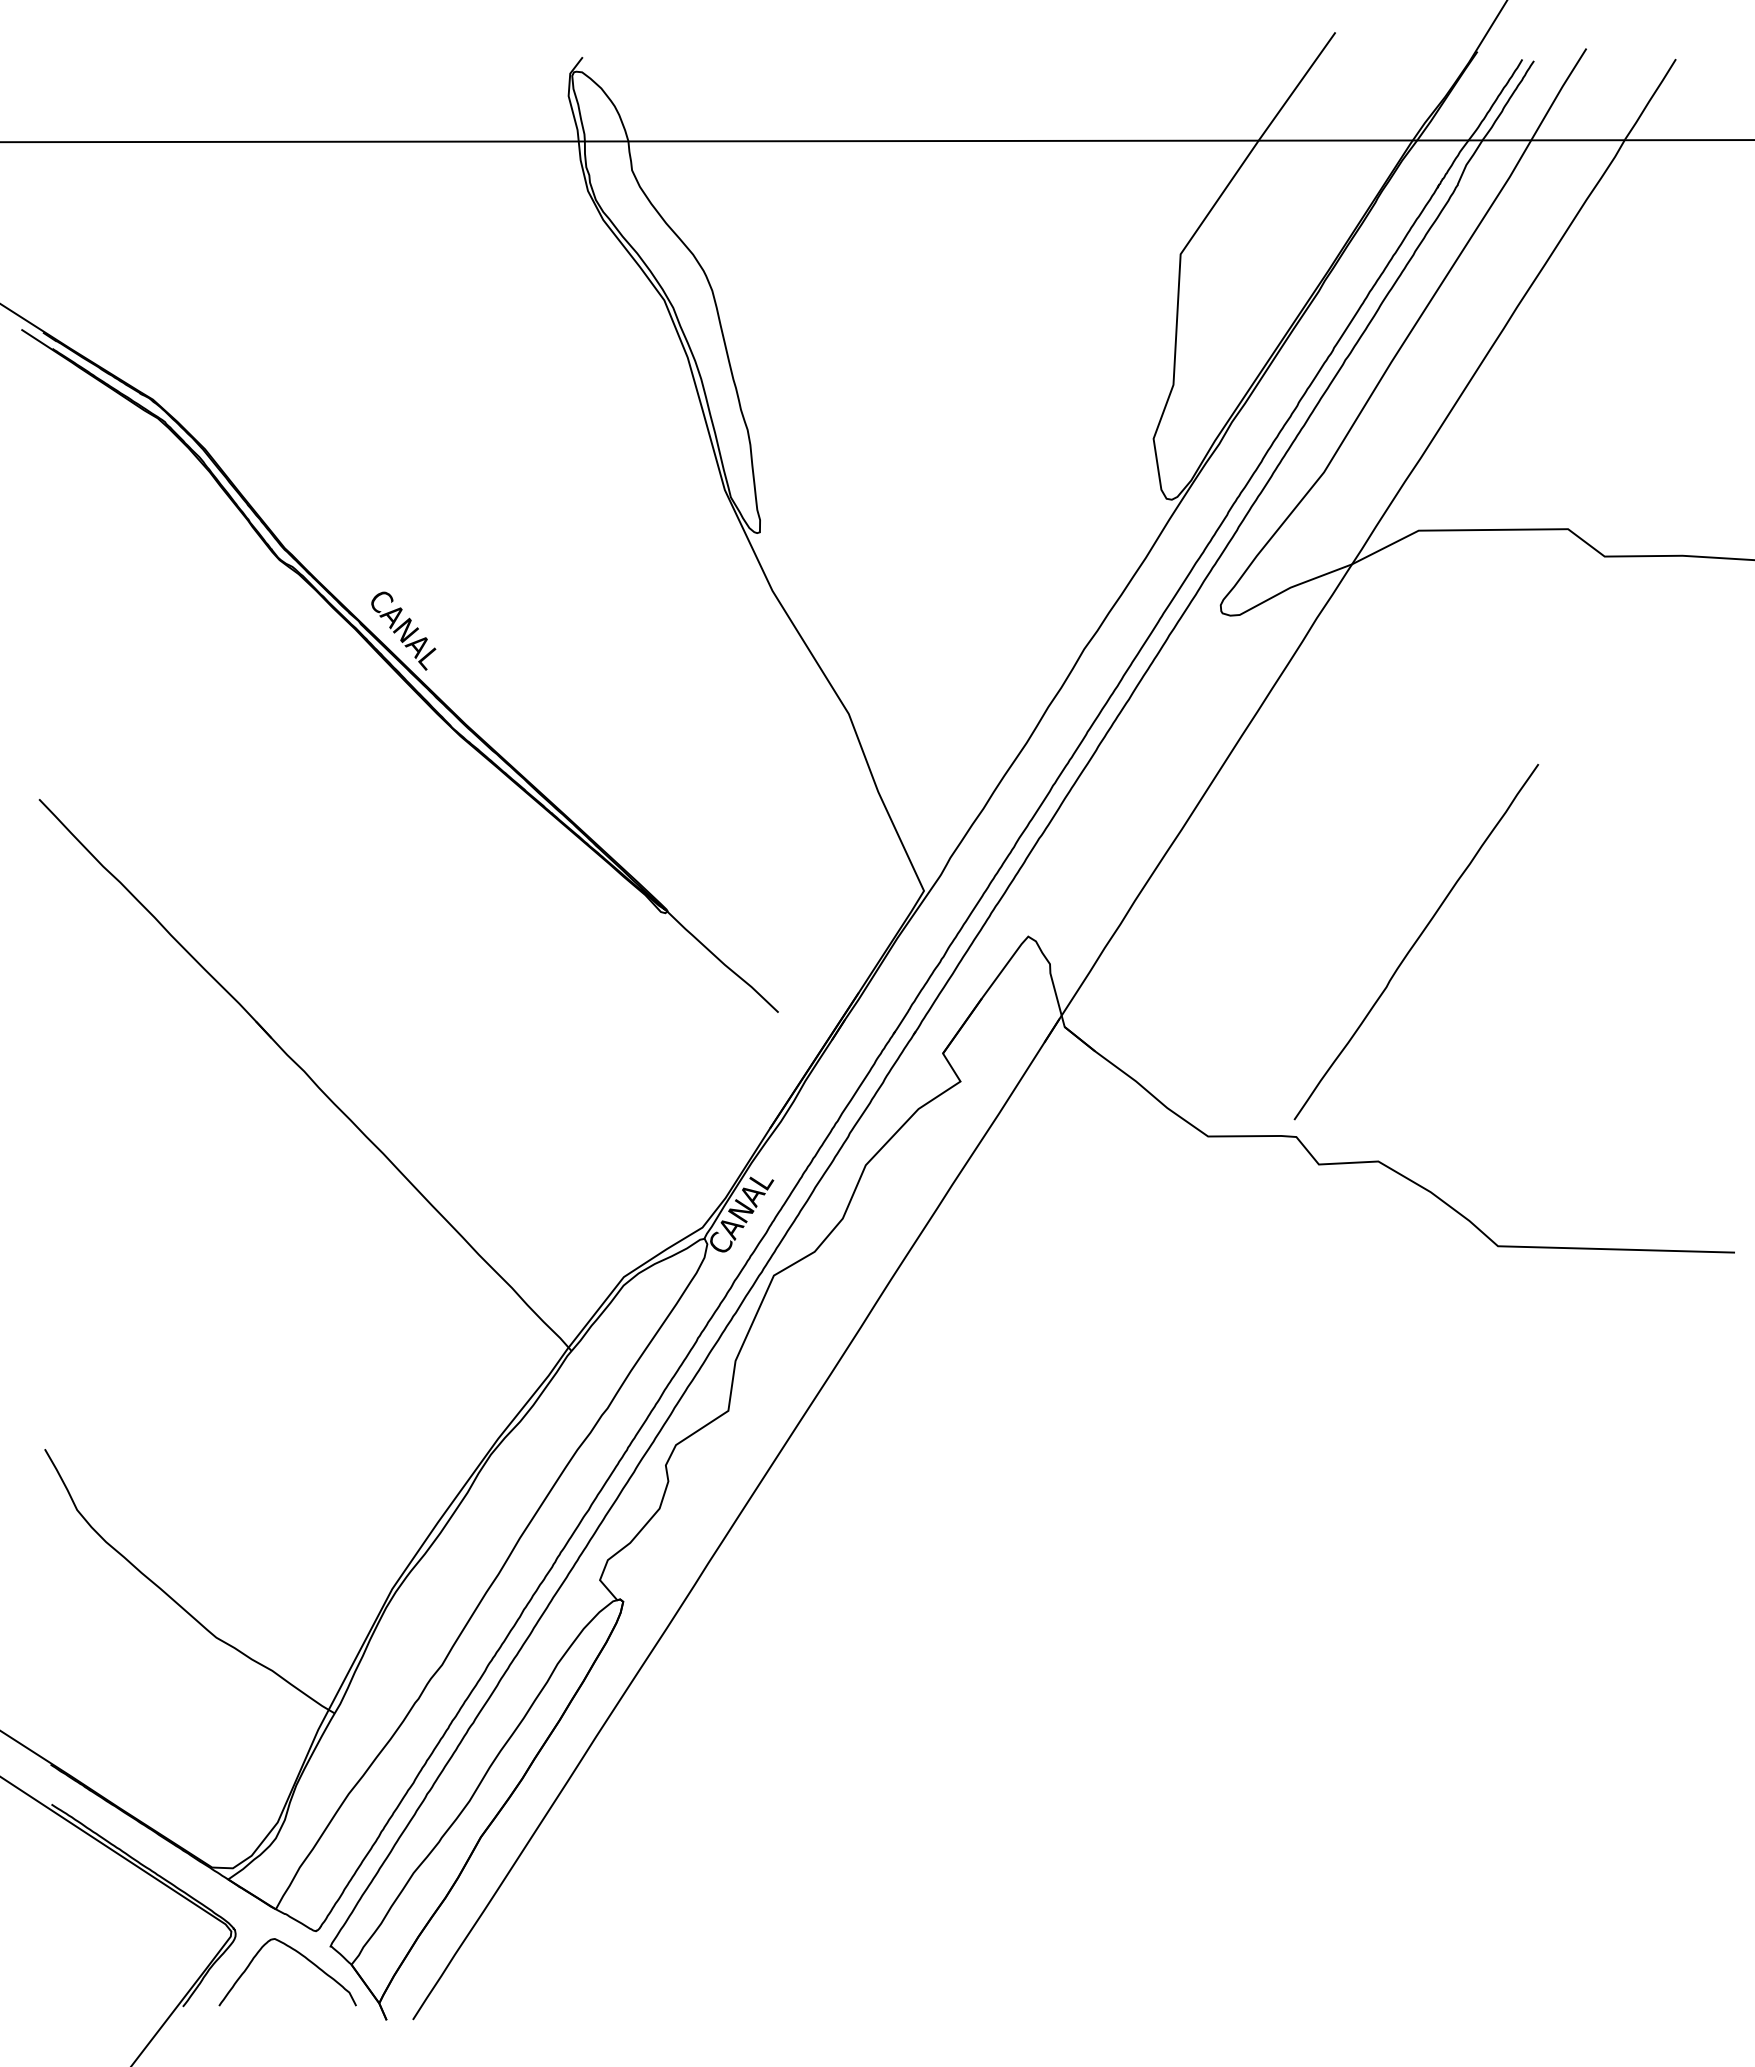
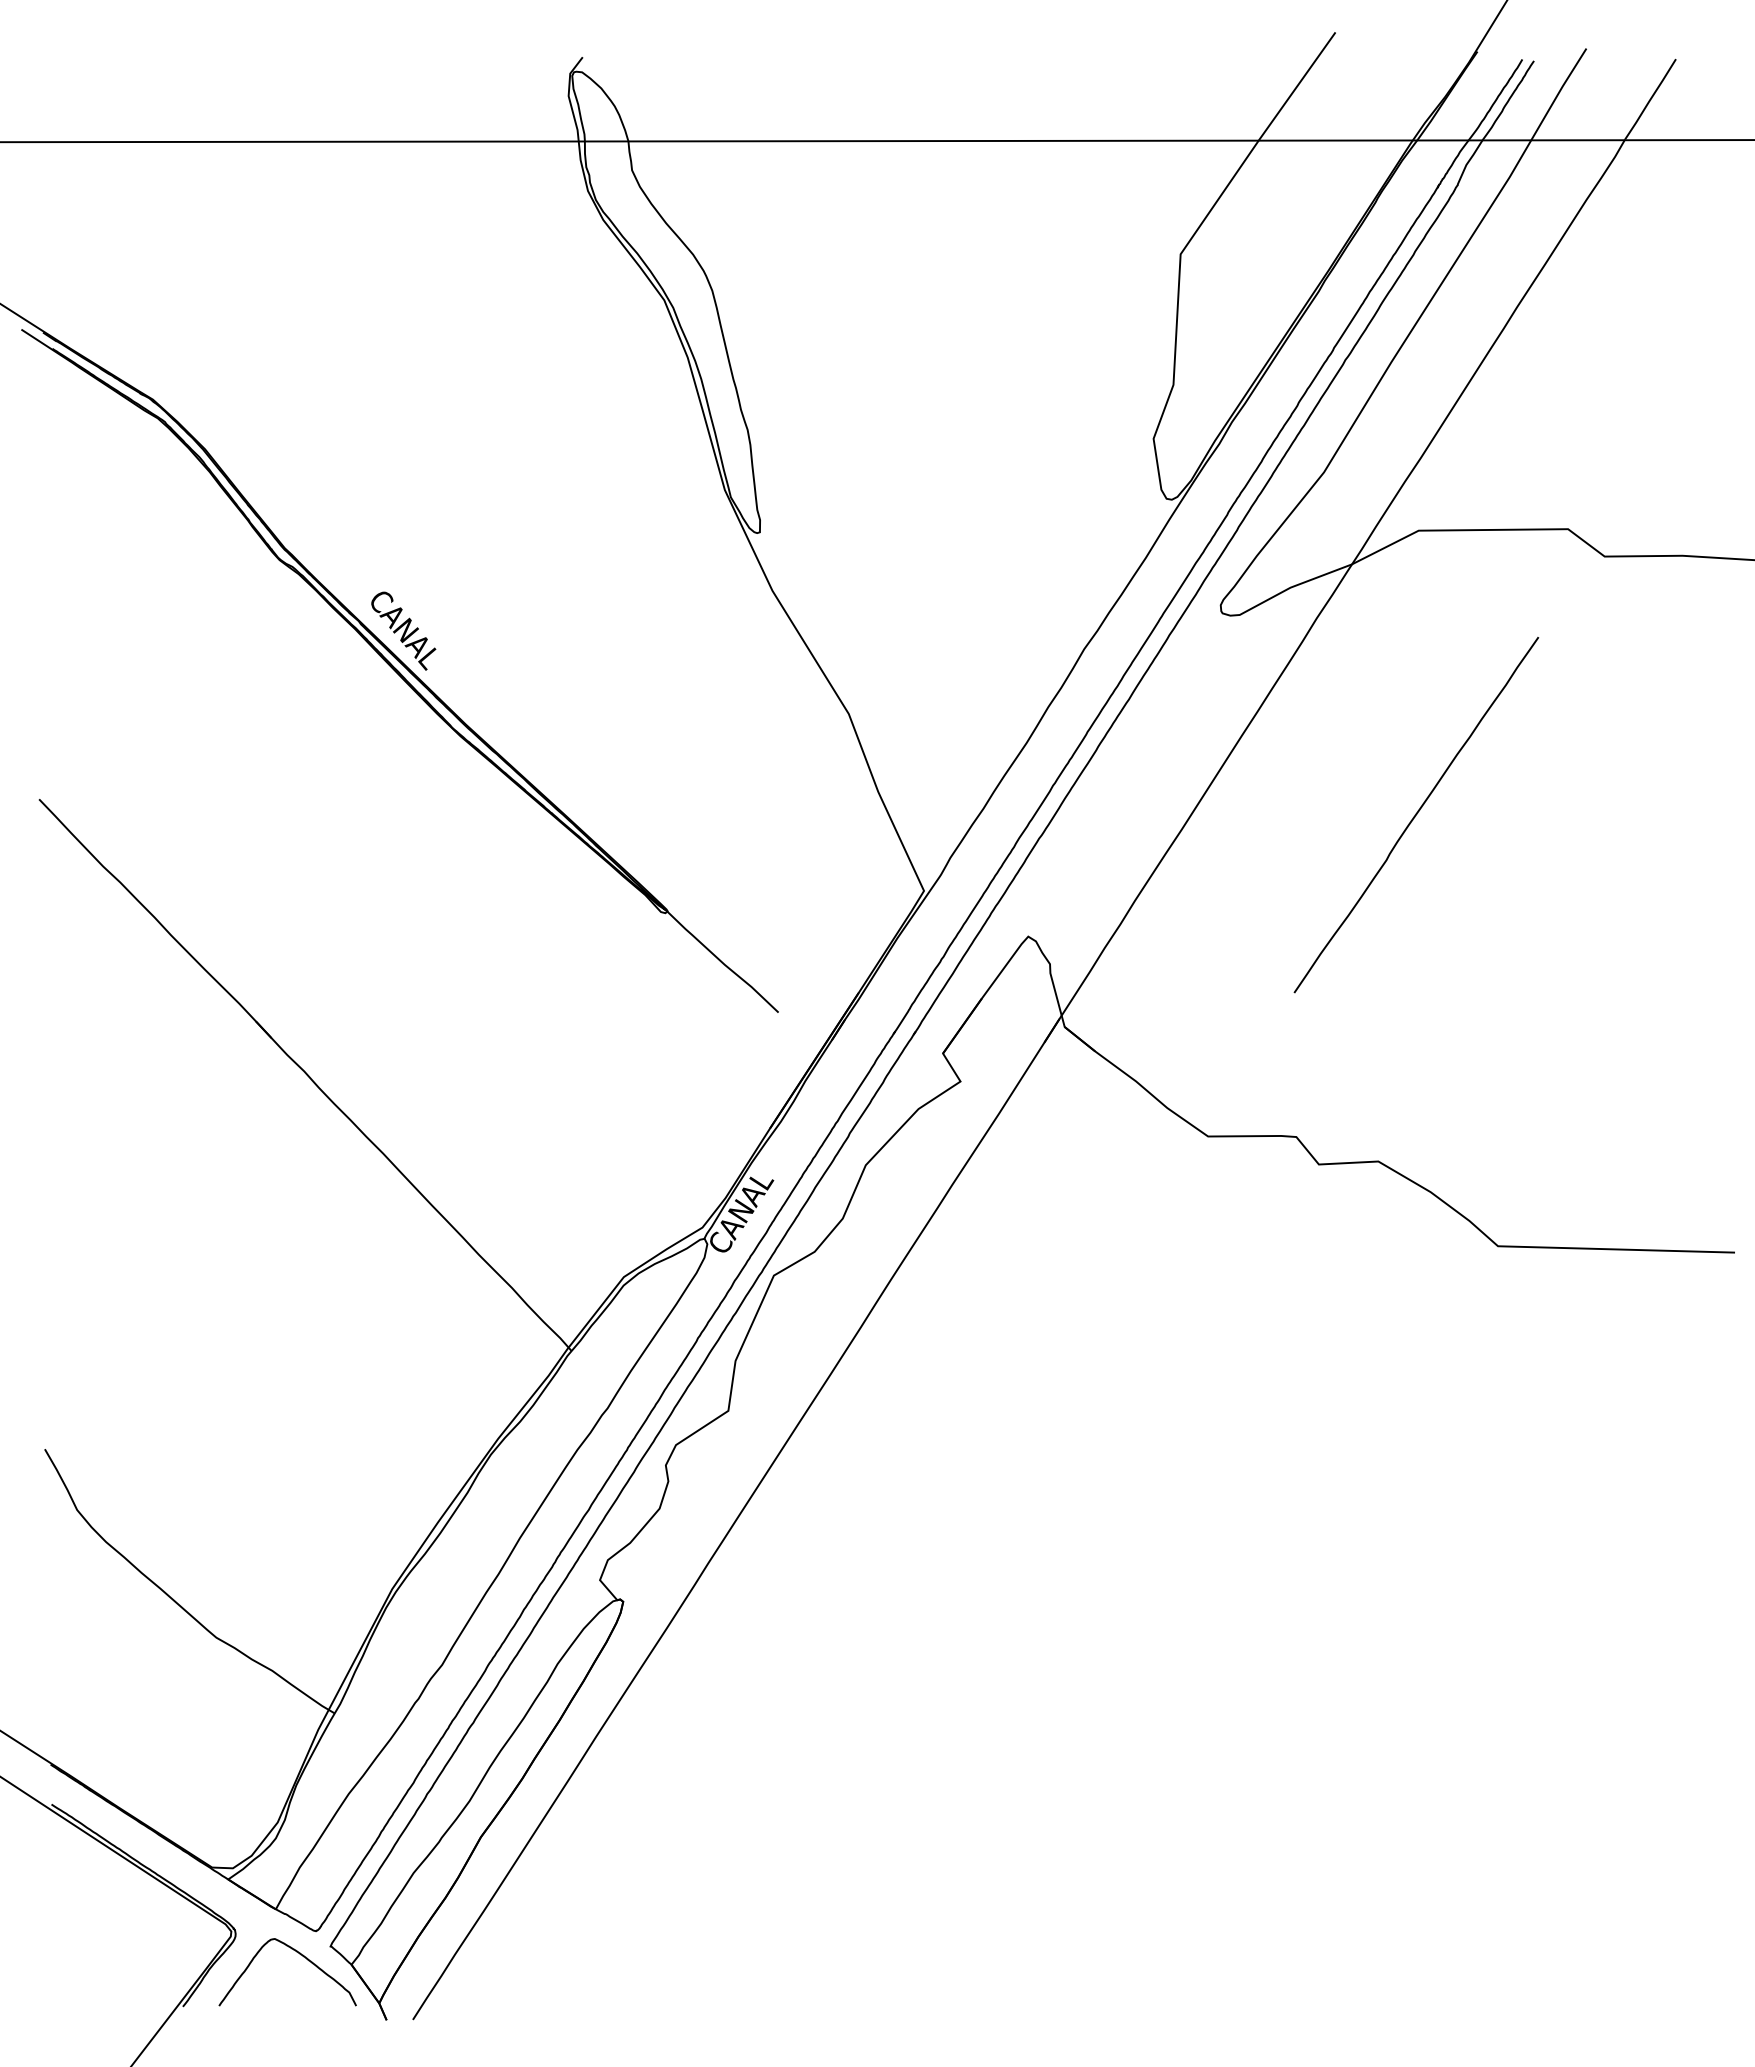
curve position: (1416, 942) -> (1416, 815) (1416, 815)
